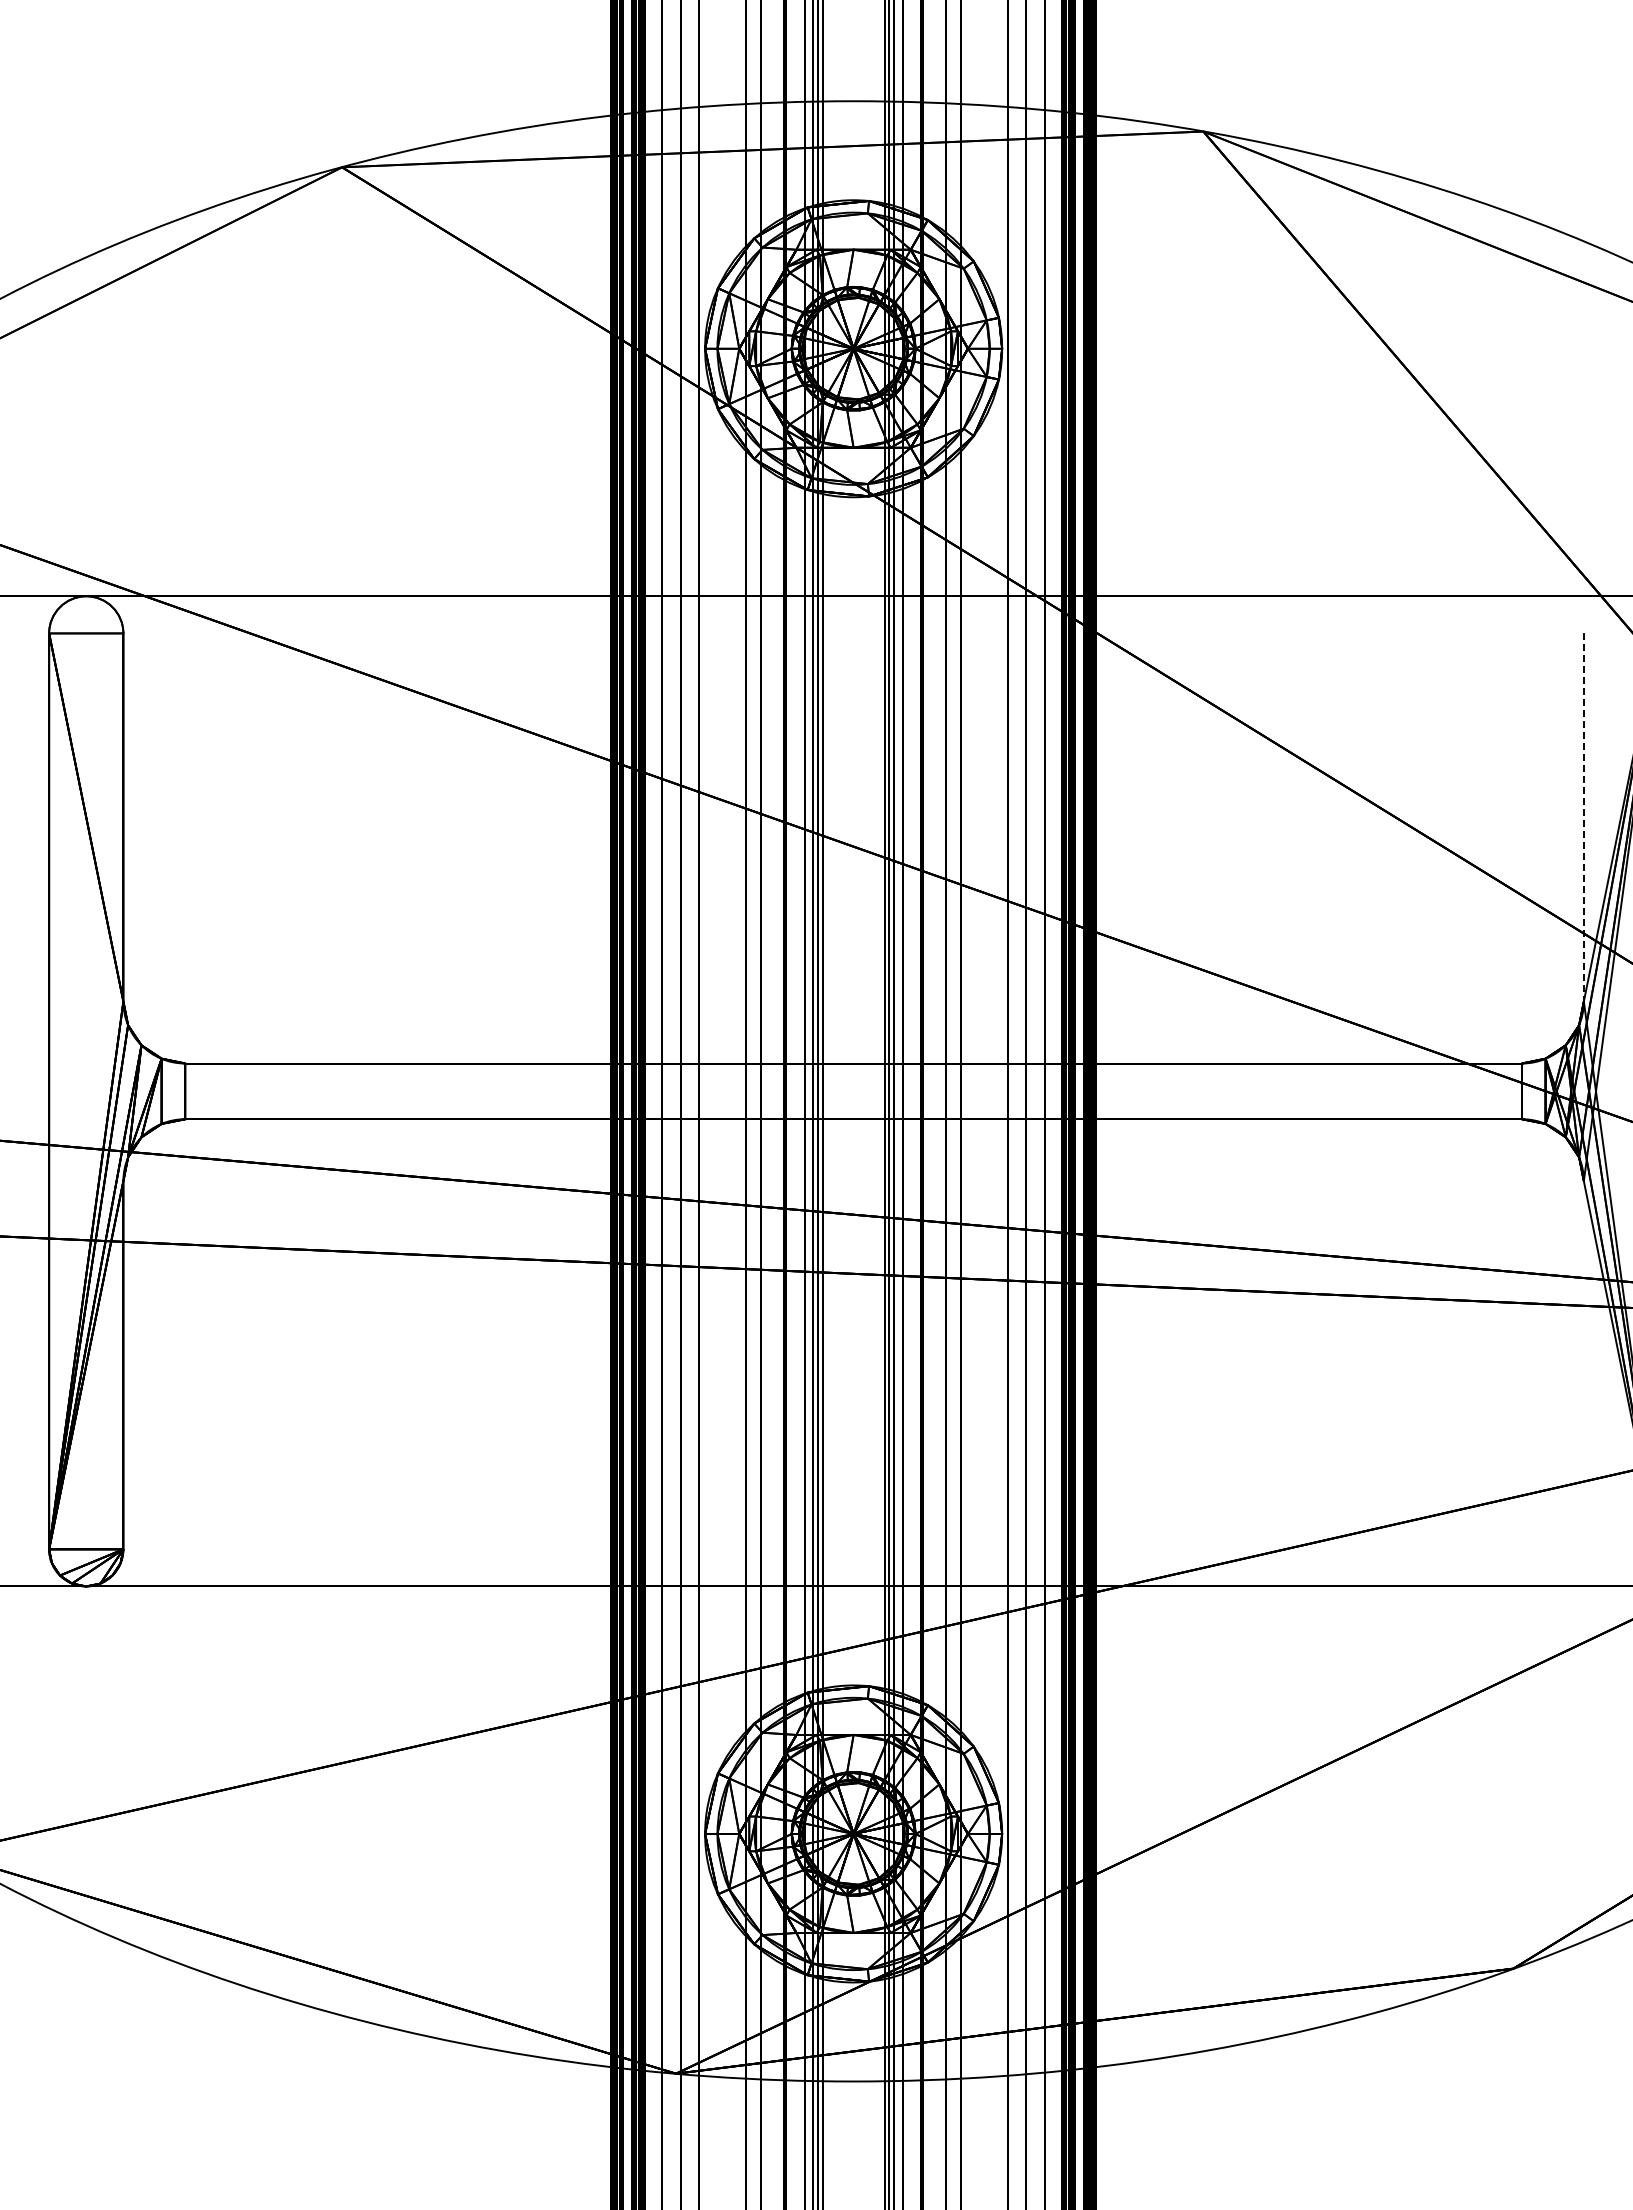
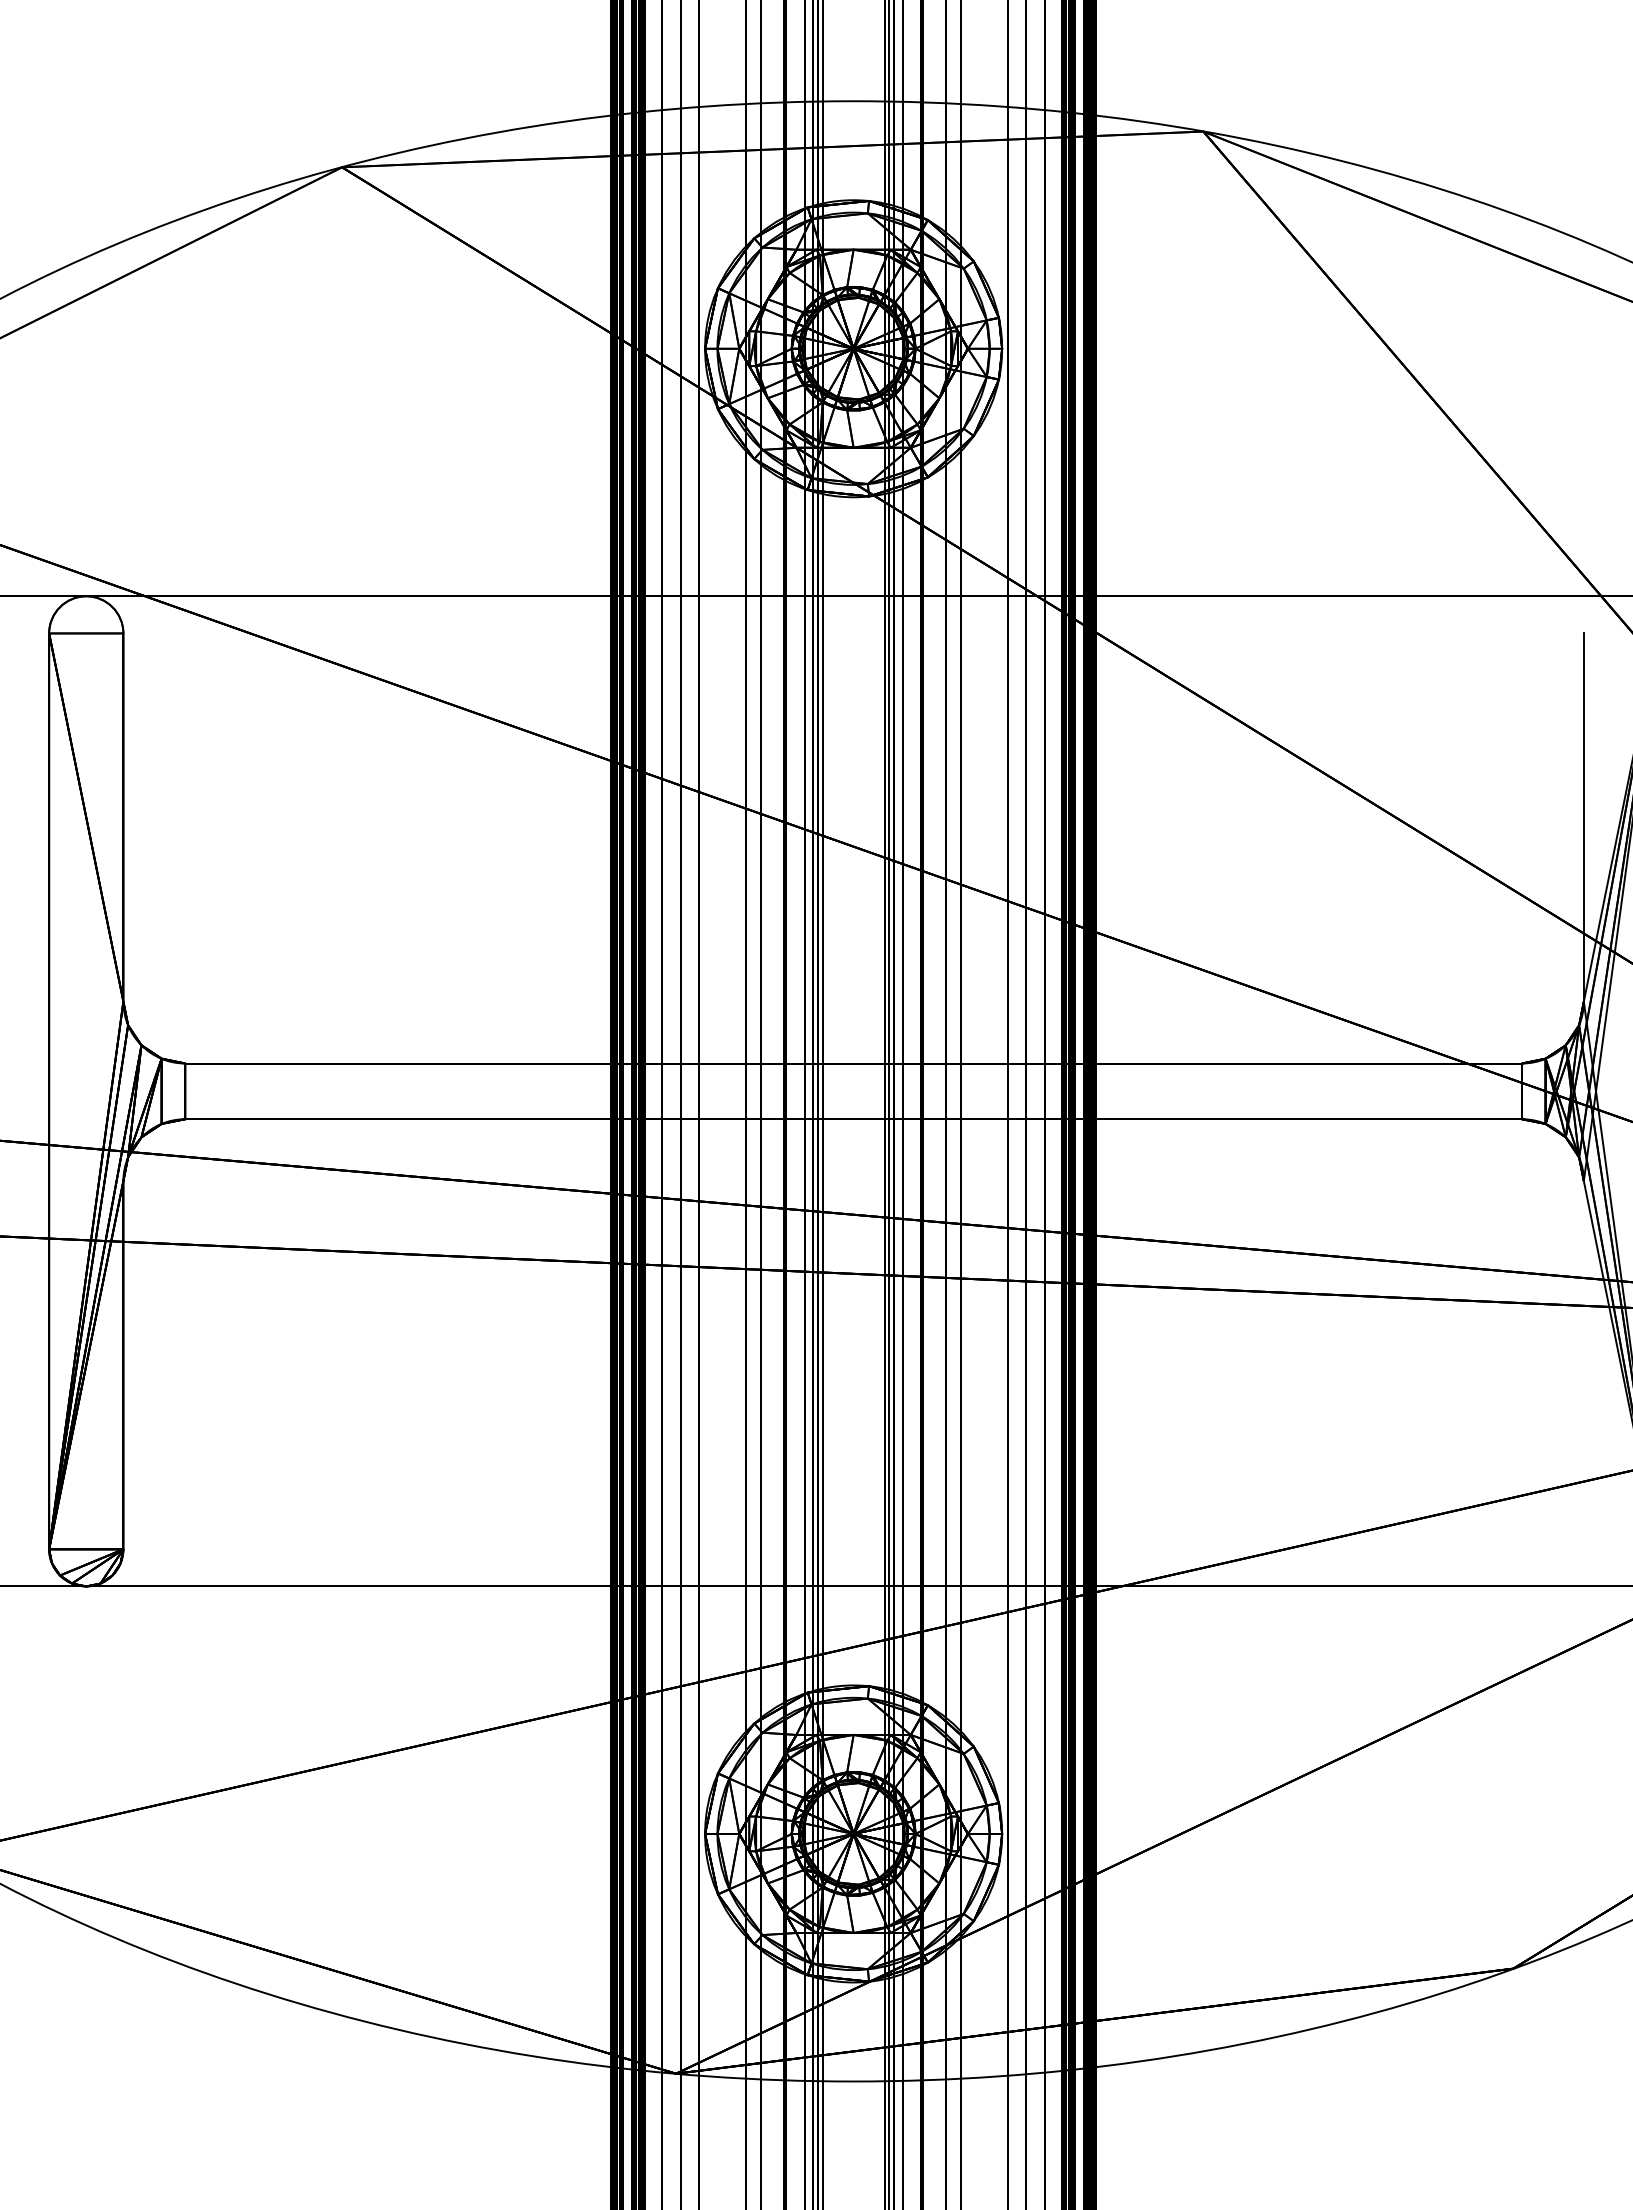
line: dashed -> solid (1583, 818)
